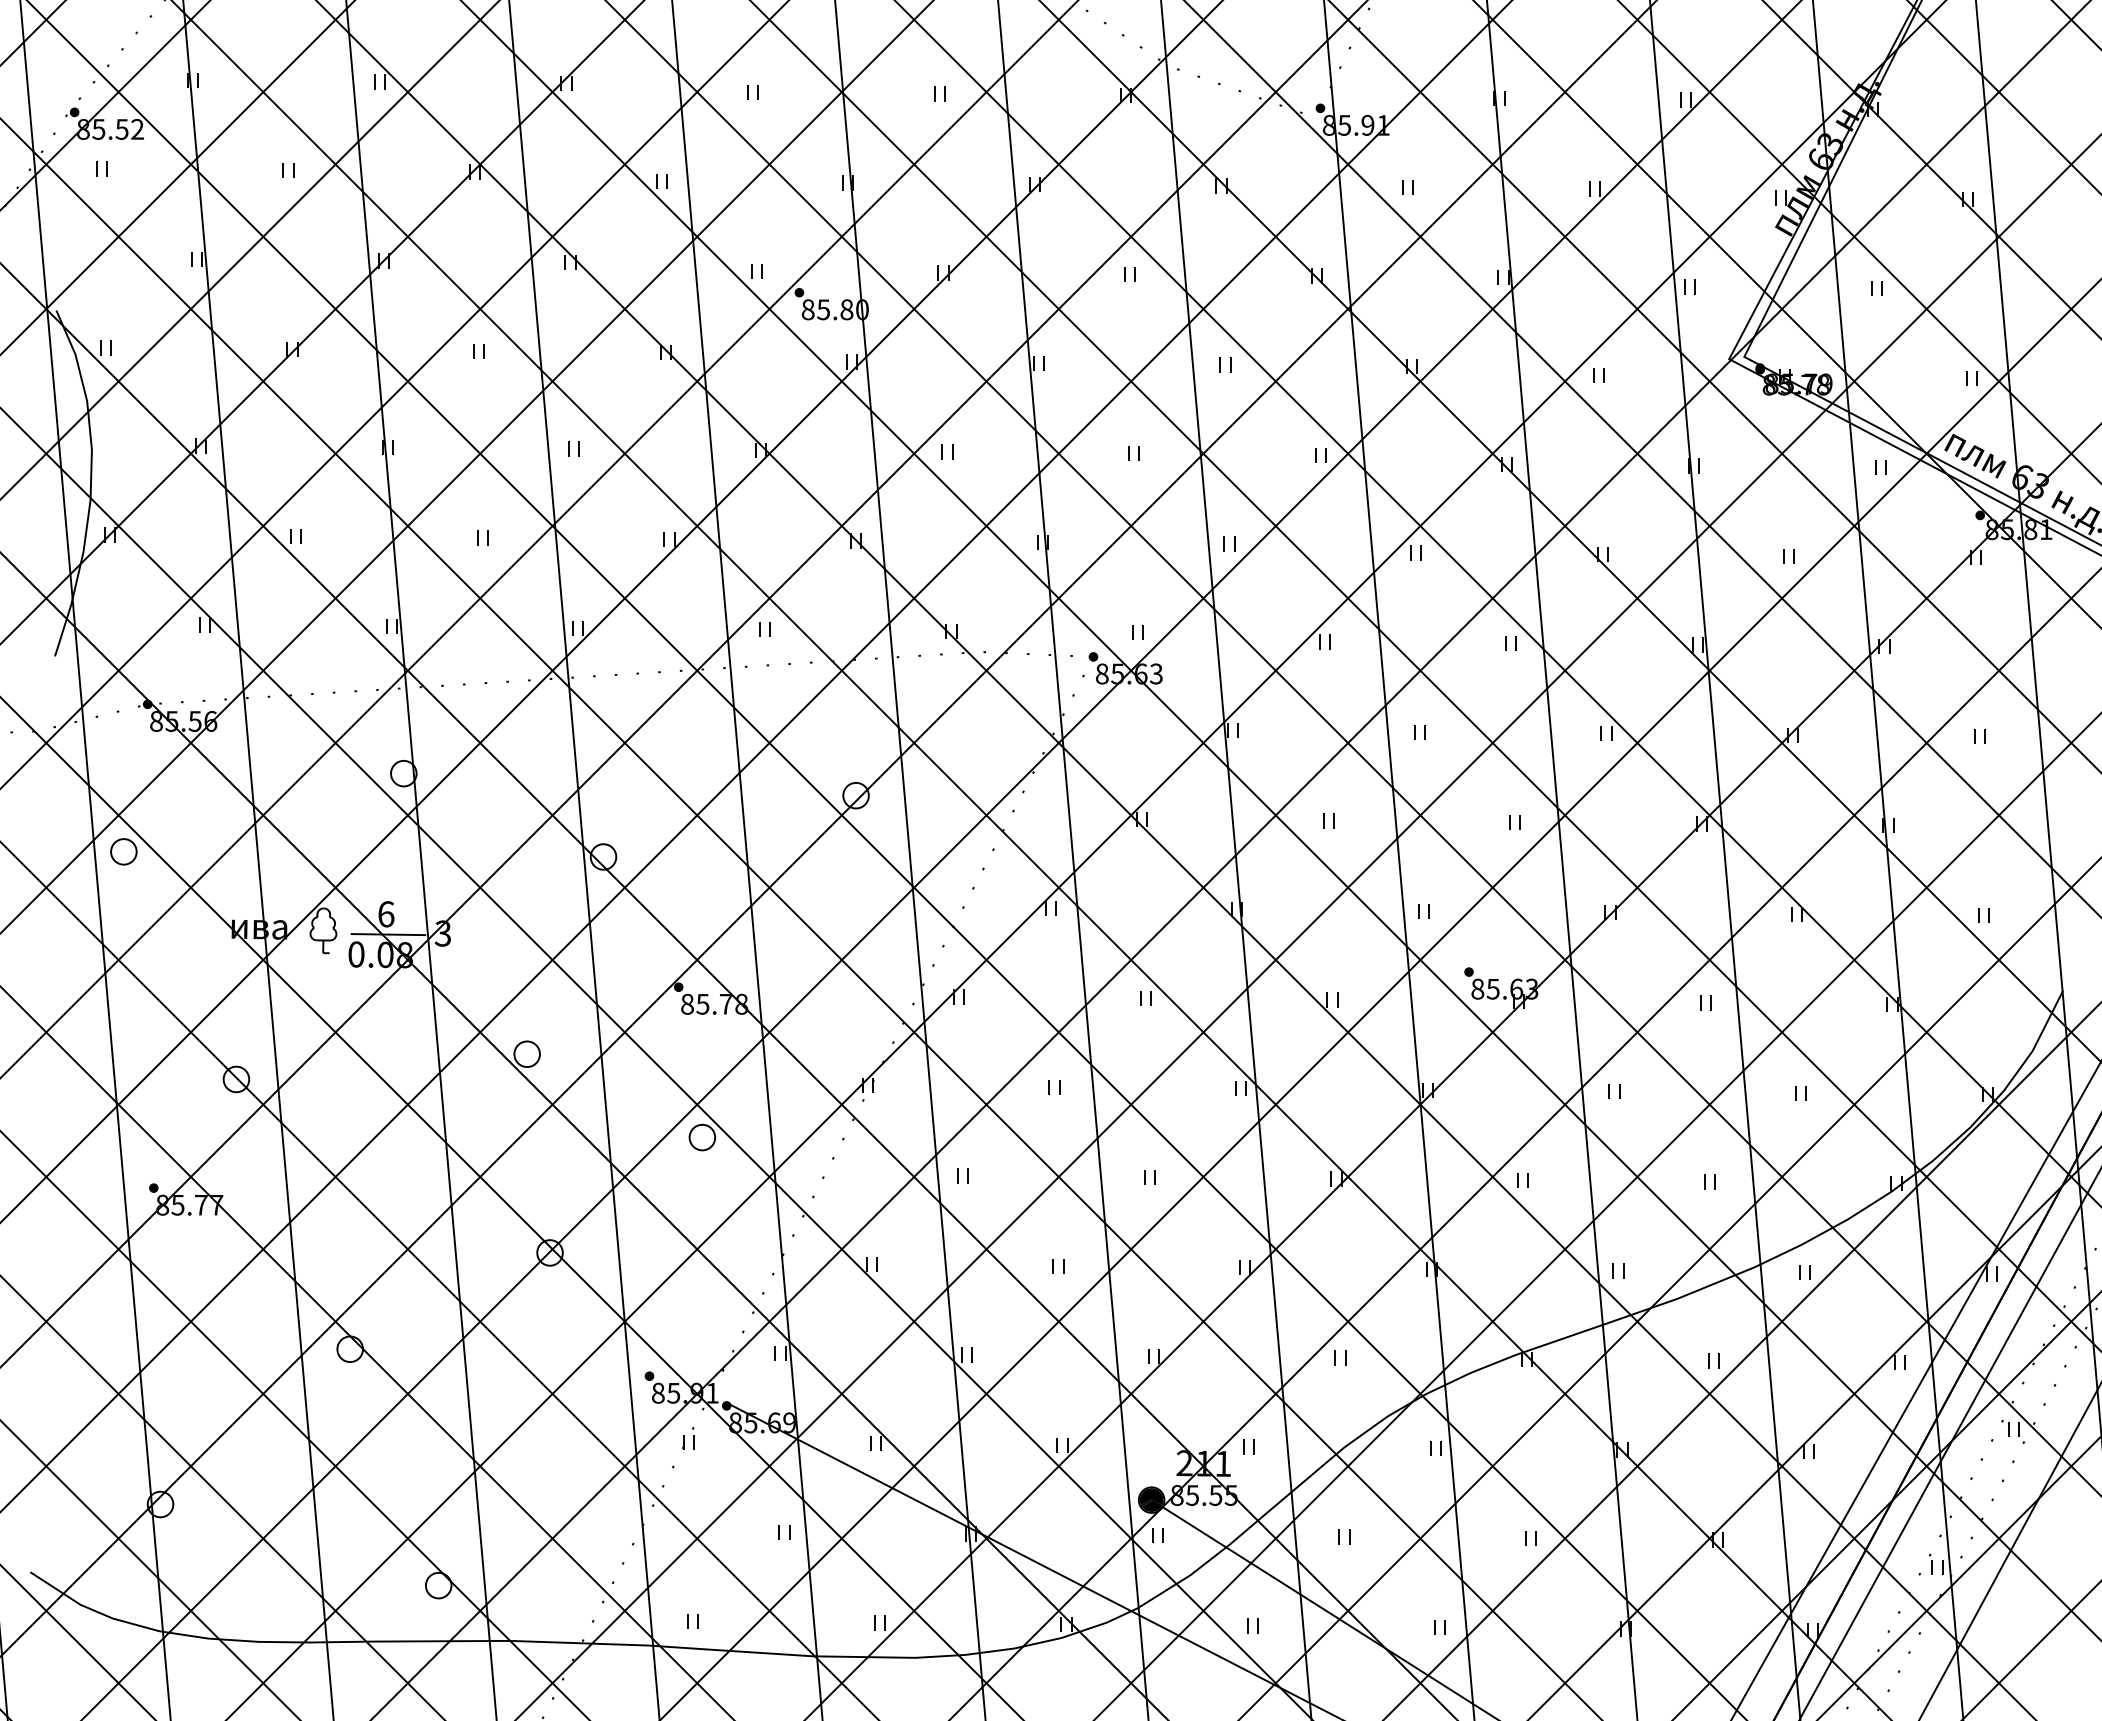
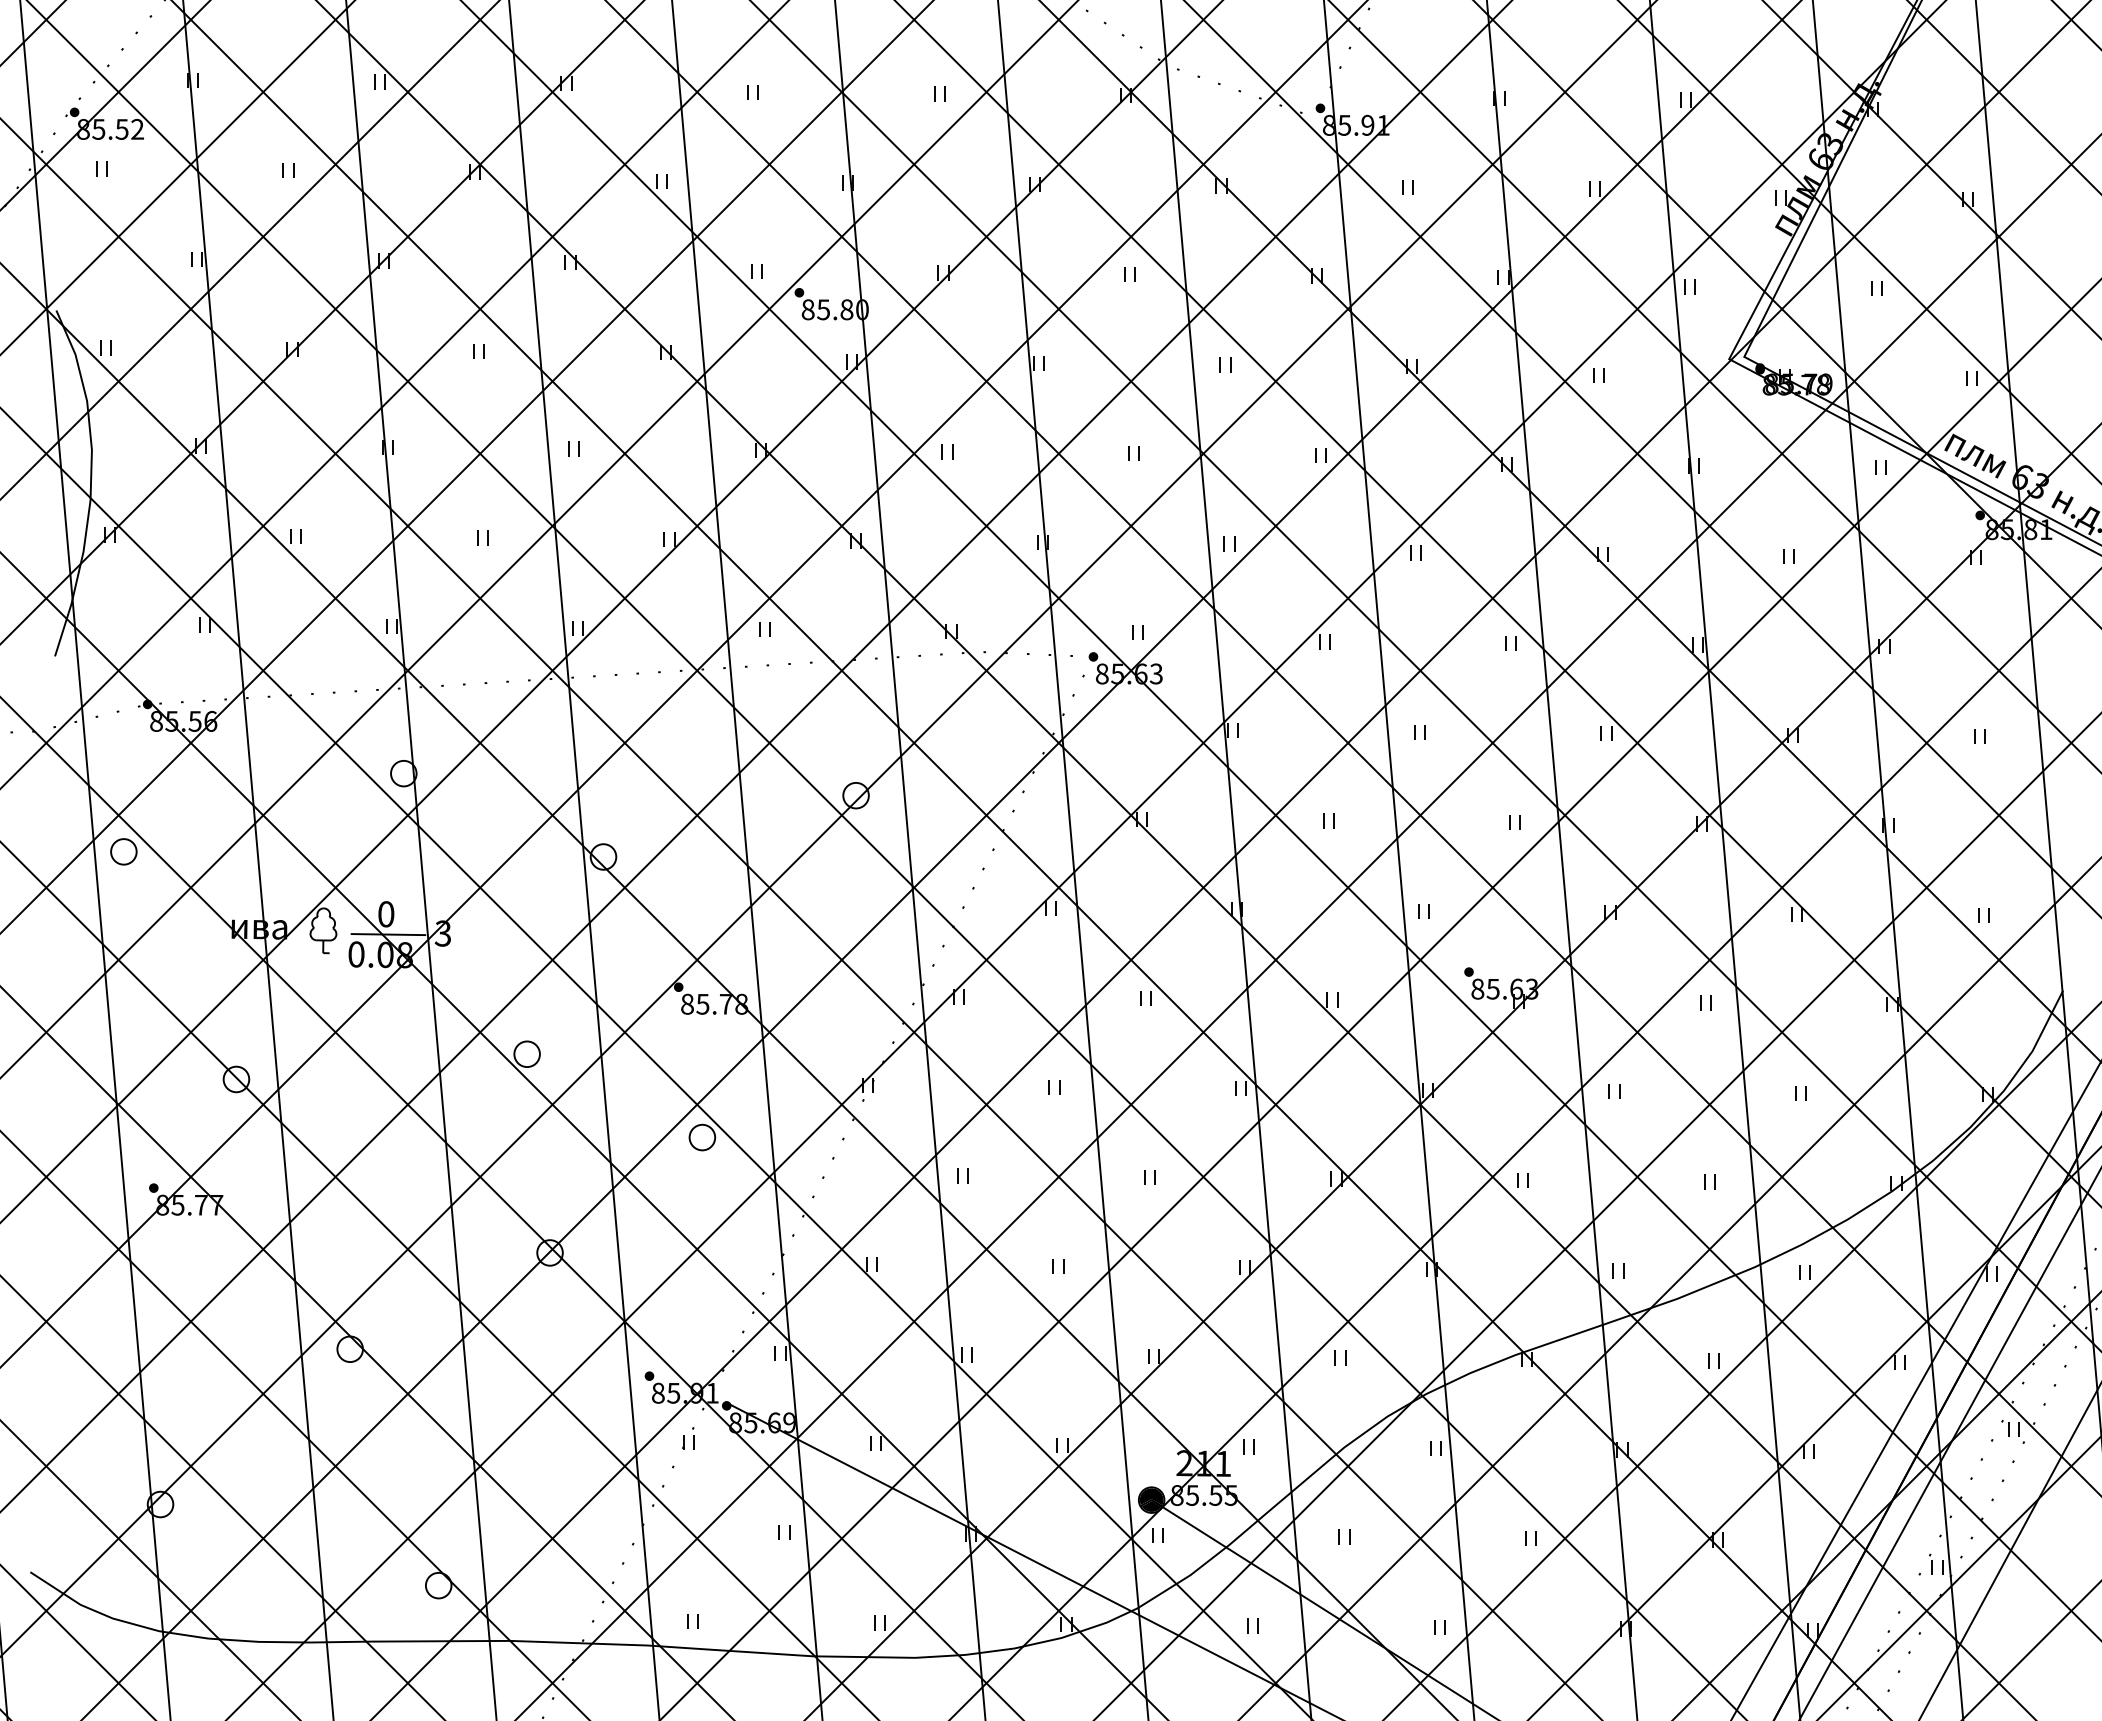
text: 6 -> 0 (386, 914)
